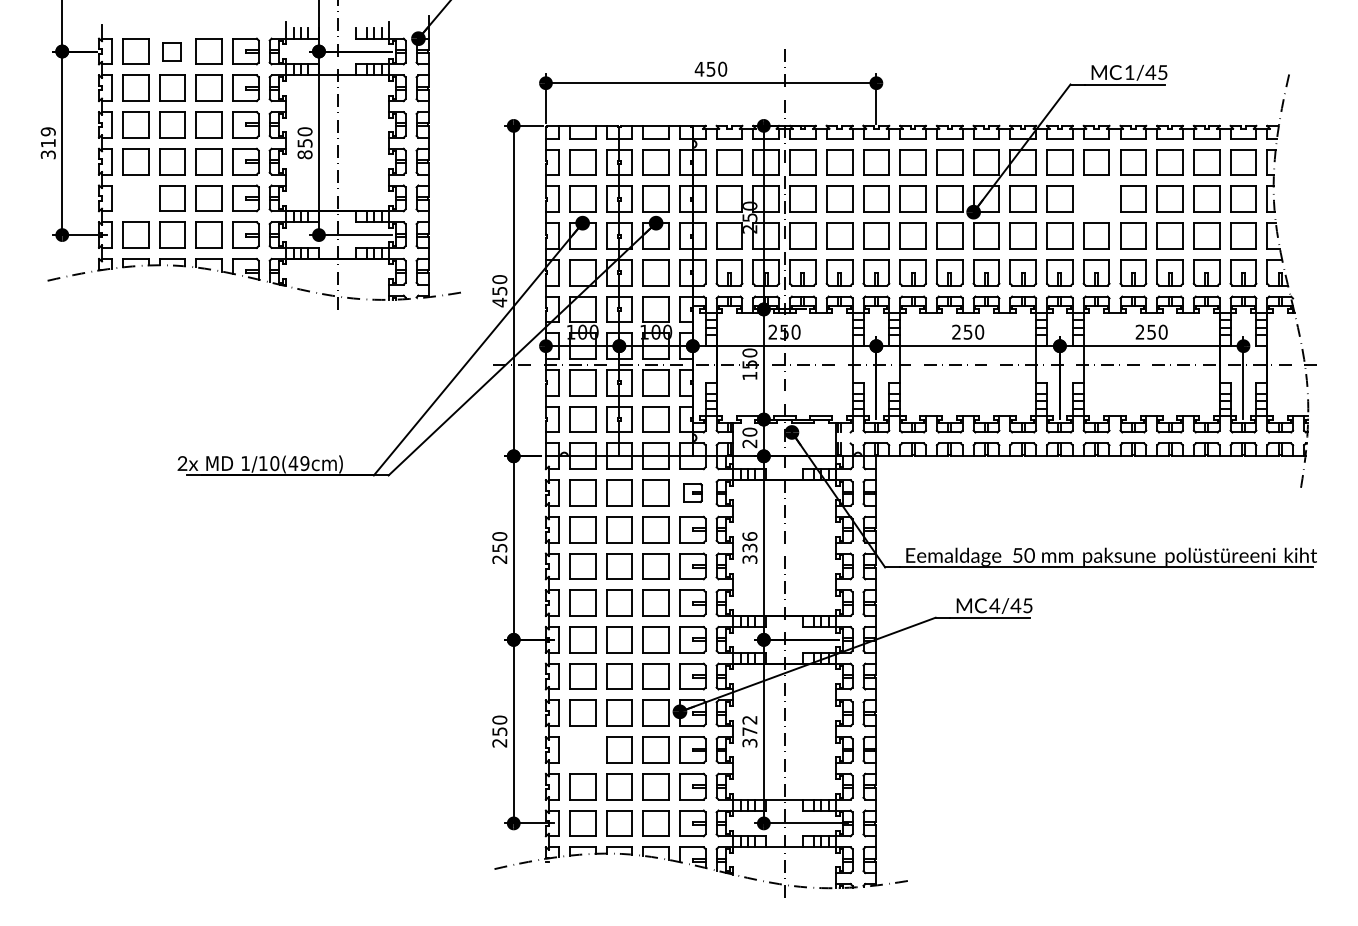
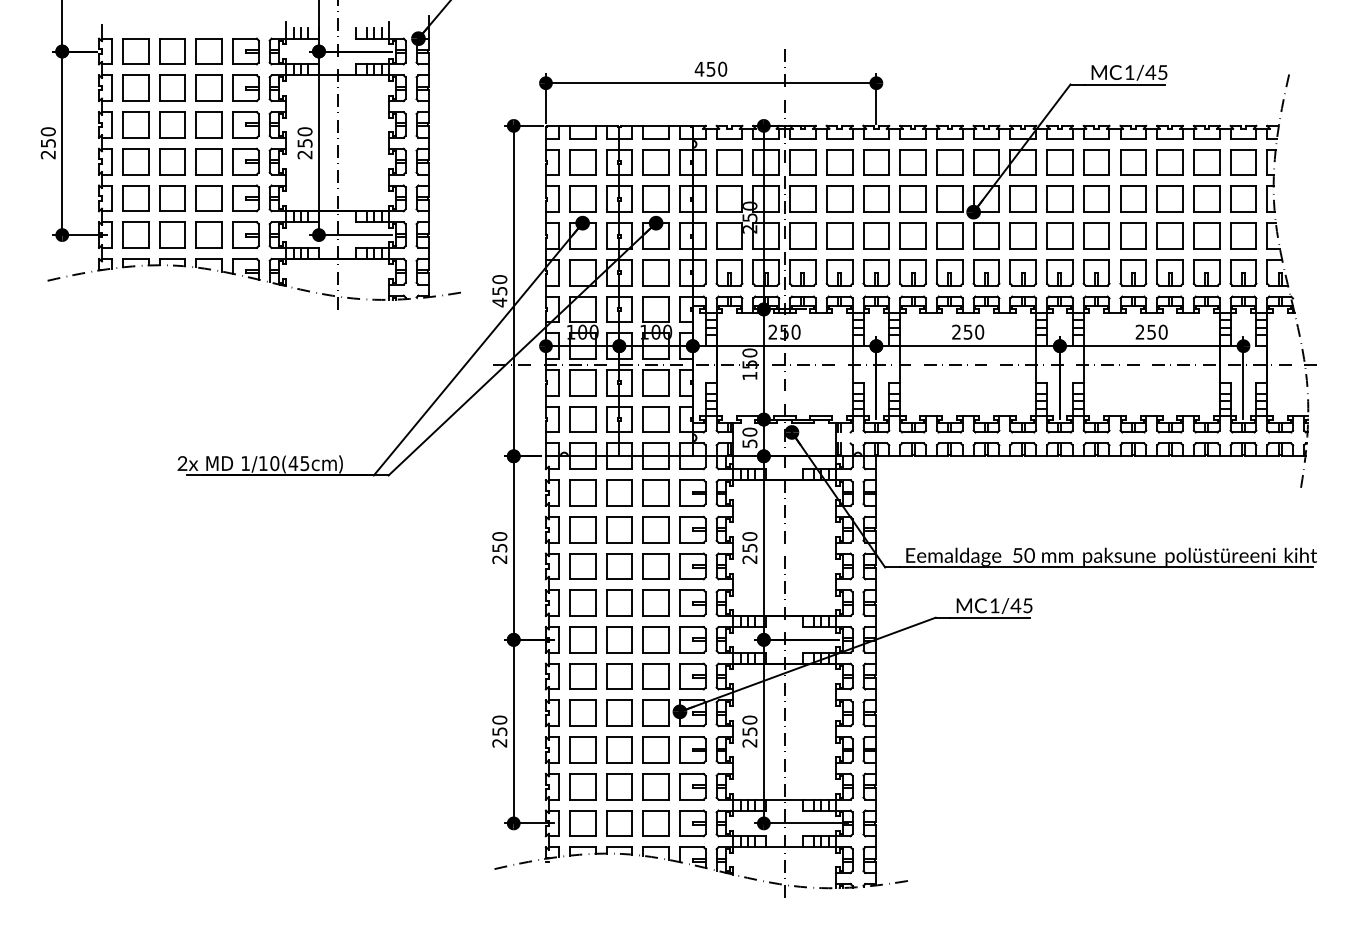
part size: 20x20 px -> 27x27 px (172, 51)
text: 319 -> 250 (48, 143)
text: 850 -> 250 (304, 154)
part: none -> present (135, 198)
part: none -> present (1096, 198)
text: 20 -> 50 (749, 443)
text: 1/10(49cm -> 1/10(45cm (304, 463)
part size: 20x21 px -> 28x28 px (692, 492)
text: 336 -> 250 (749, 547)
text: 4/45 -> 1/45 (994, 605)
text: 372 -> 250 (749, 731)
part: none -> present (582, 749)
